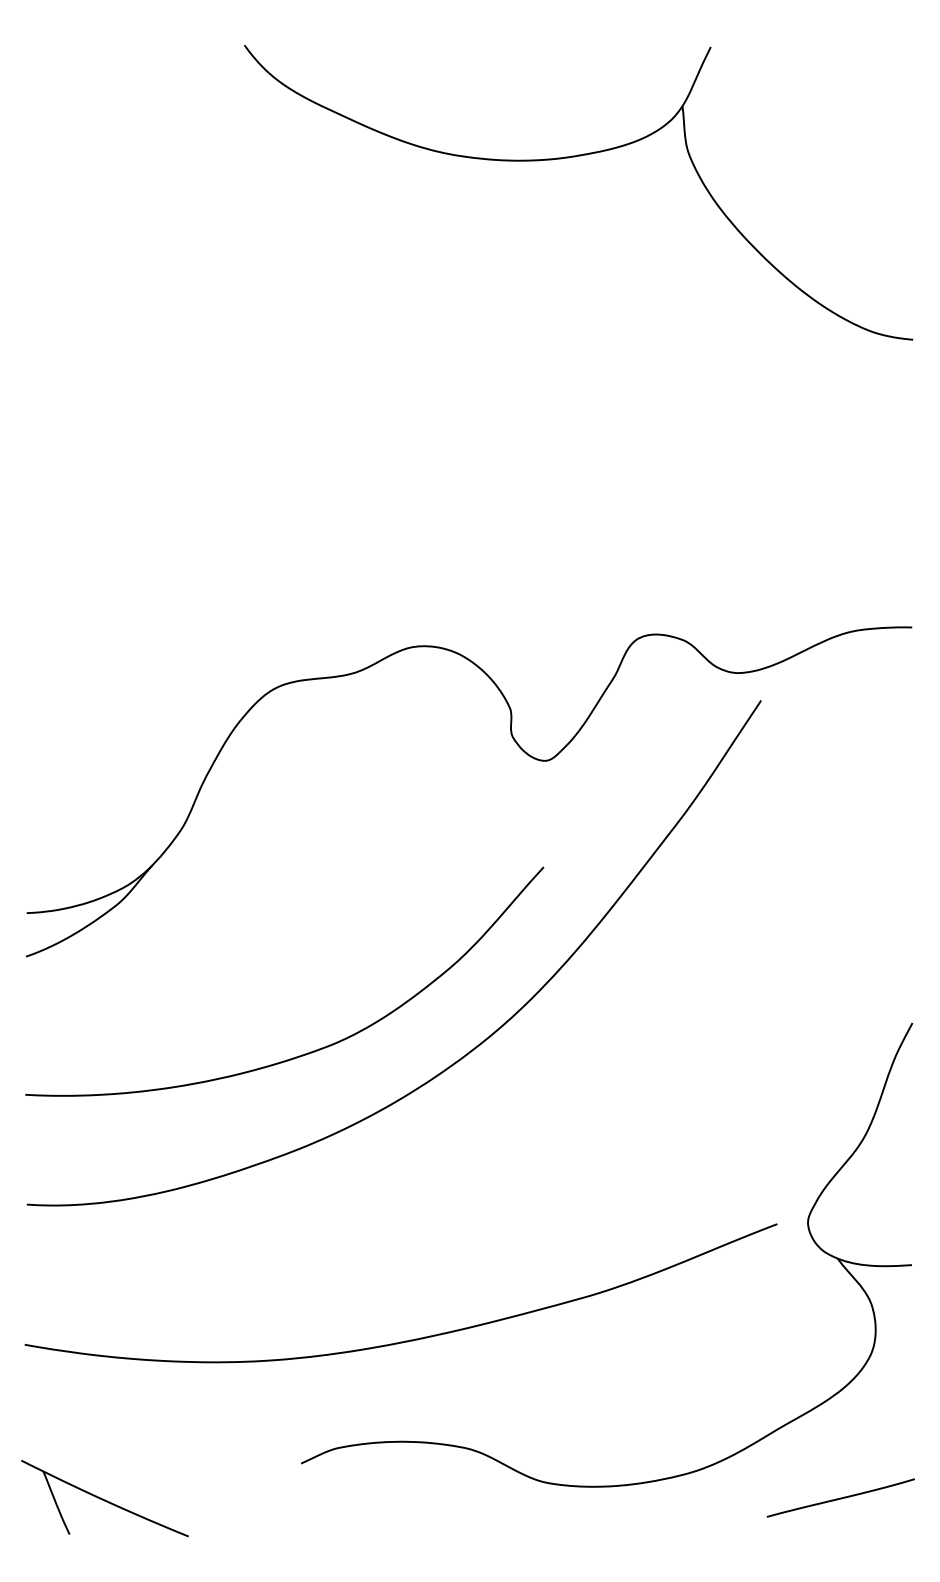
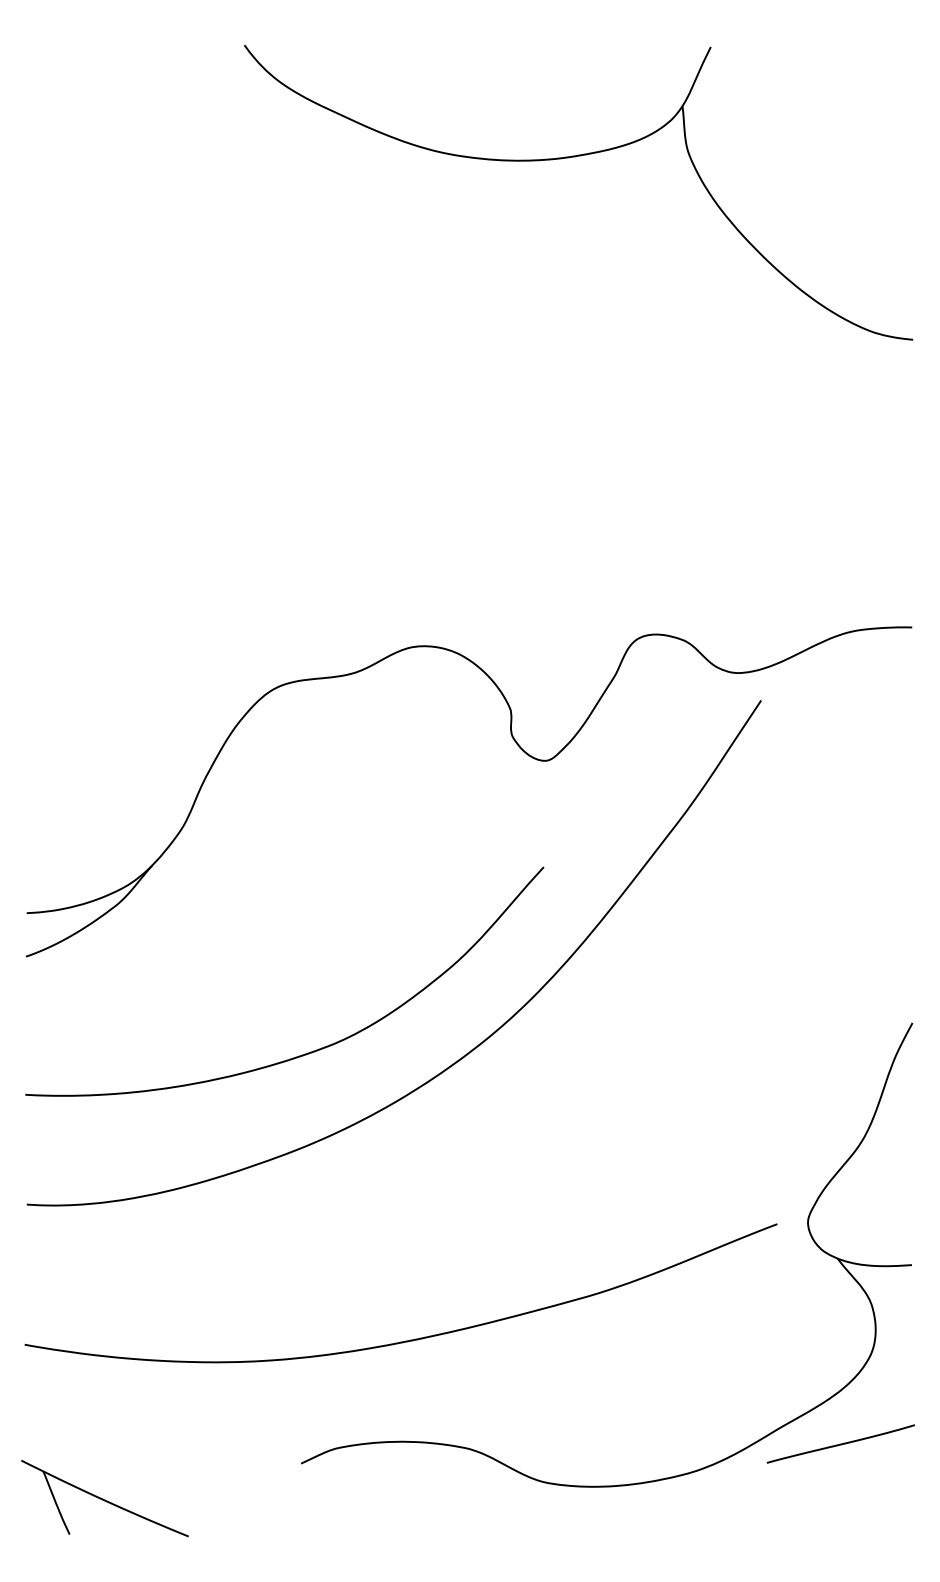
curve position: (840, 1497) -> (840, 1443) (840, 1443)
